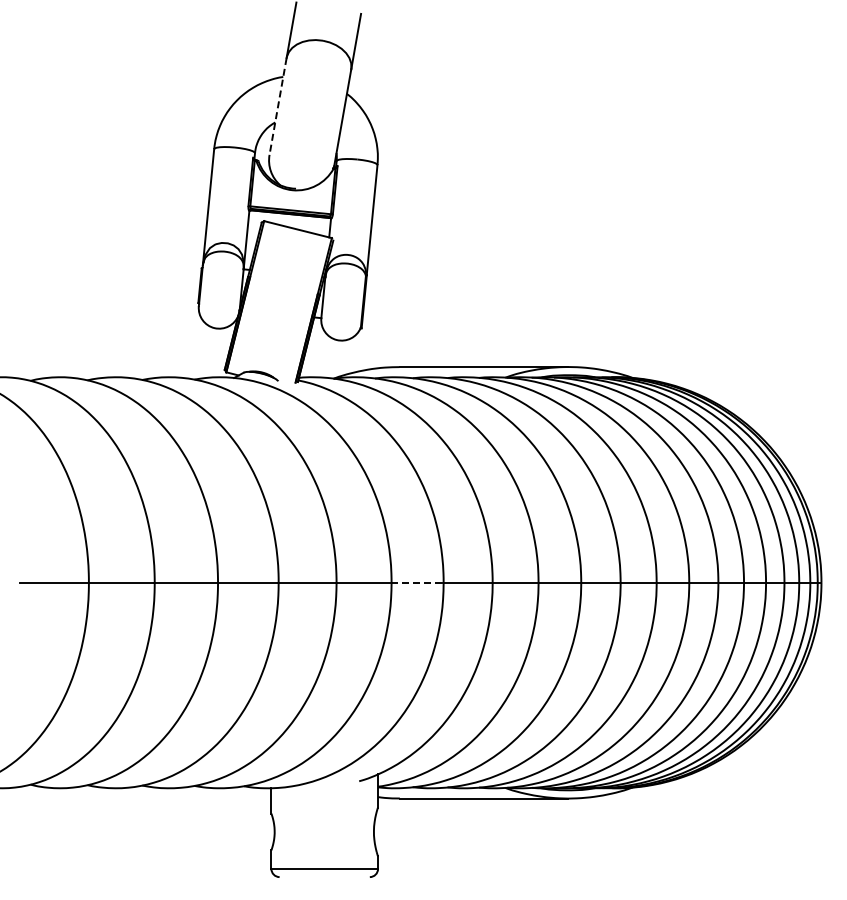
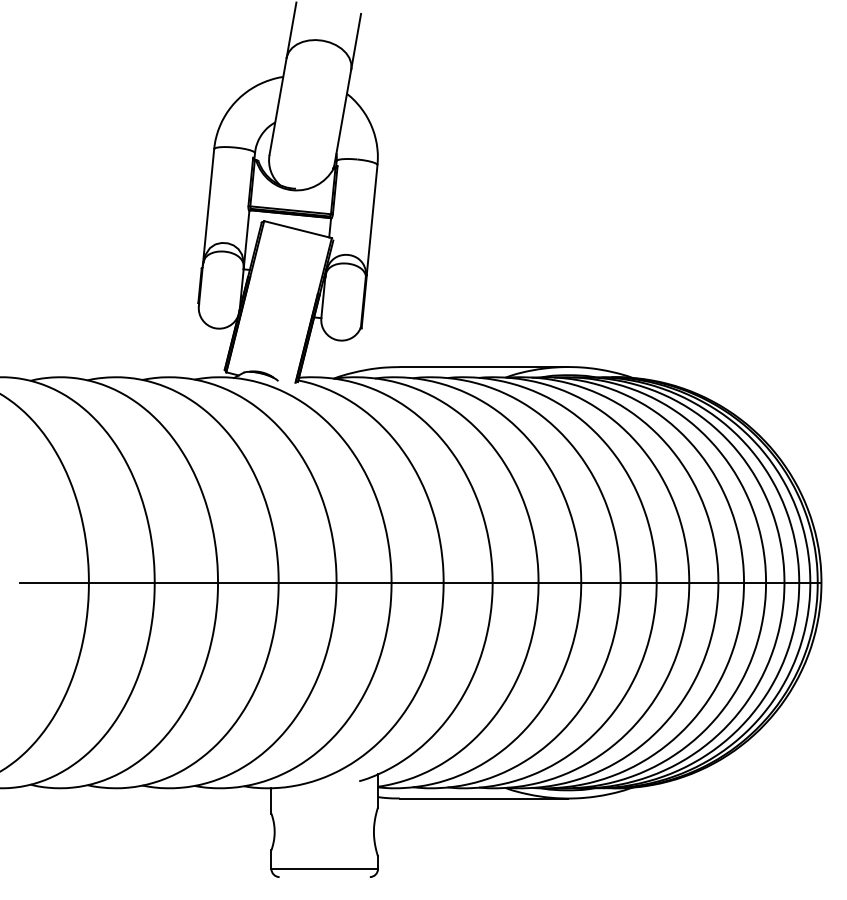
line: dashed -> solid (278, 106)
line: dashed -> solid (417, 582)
